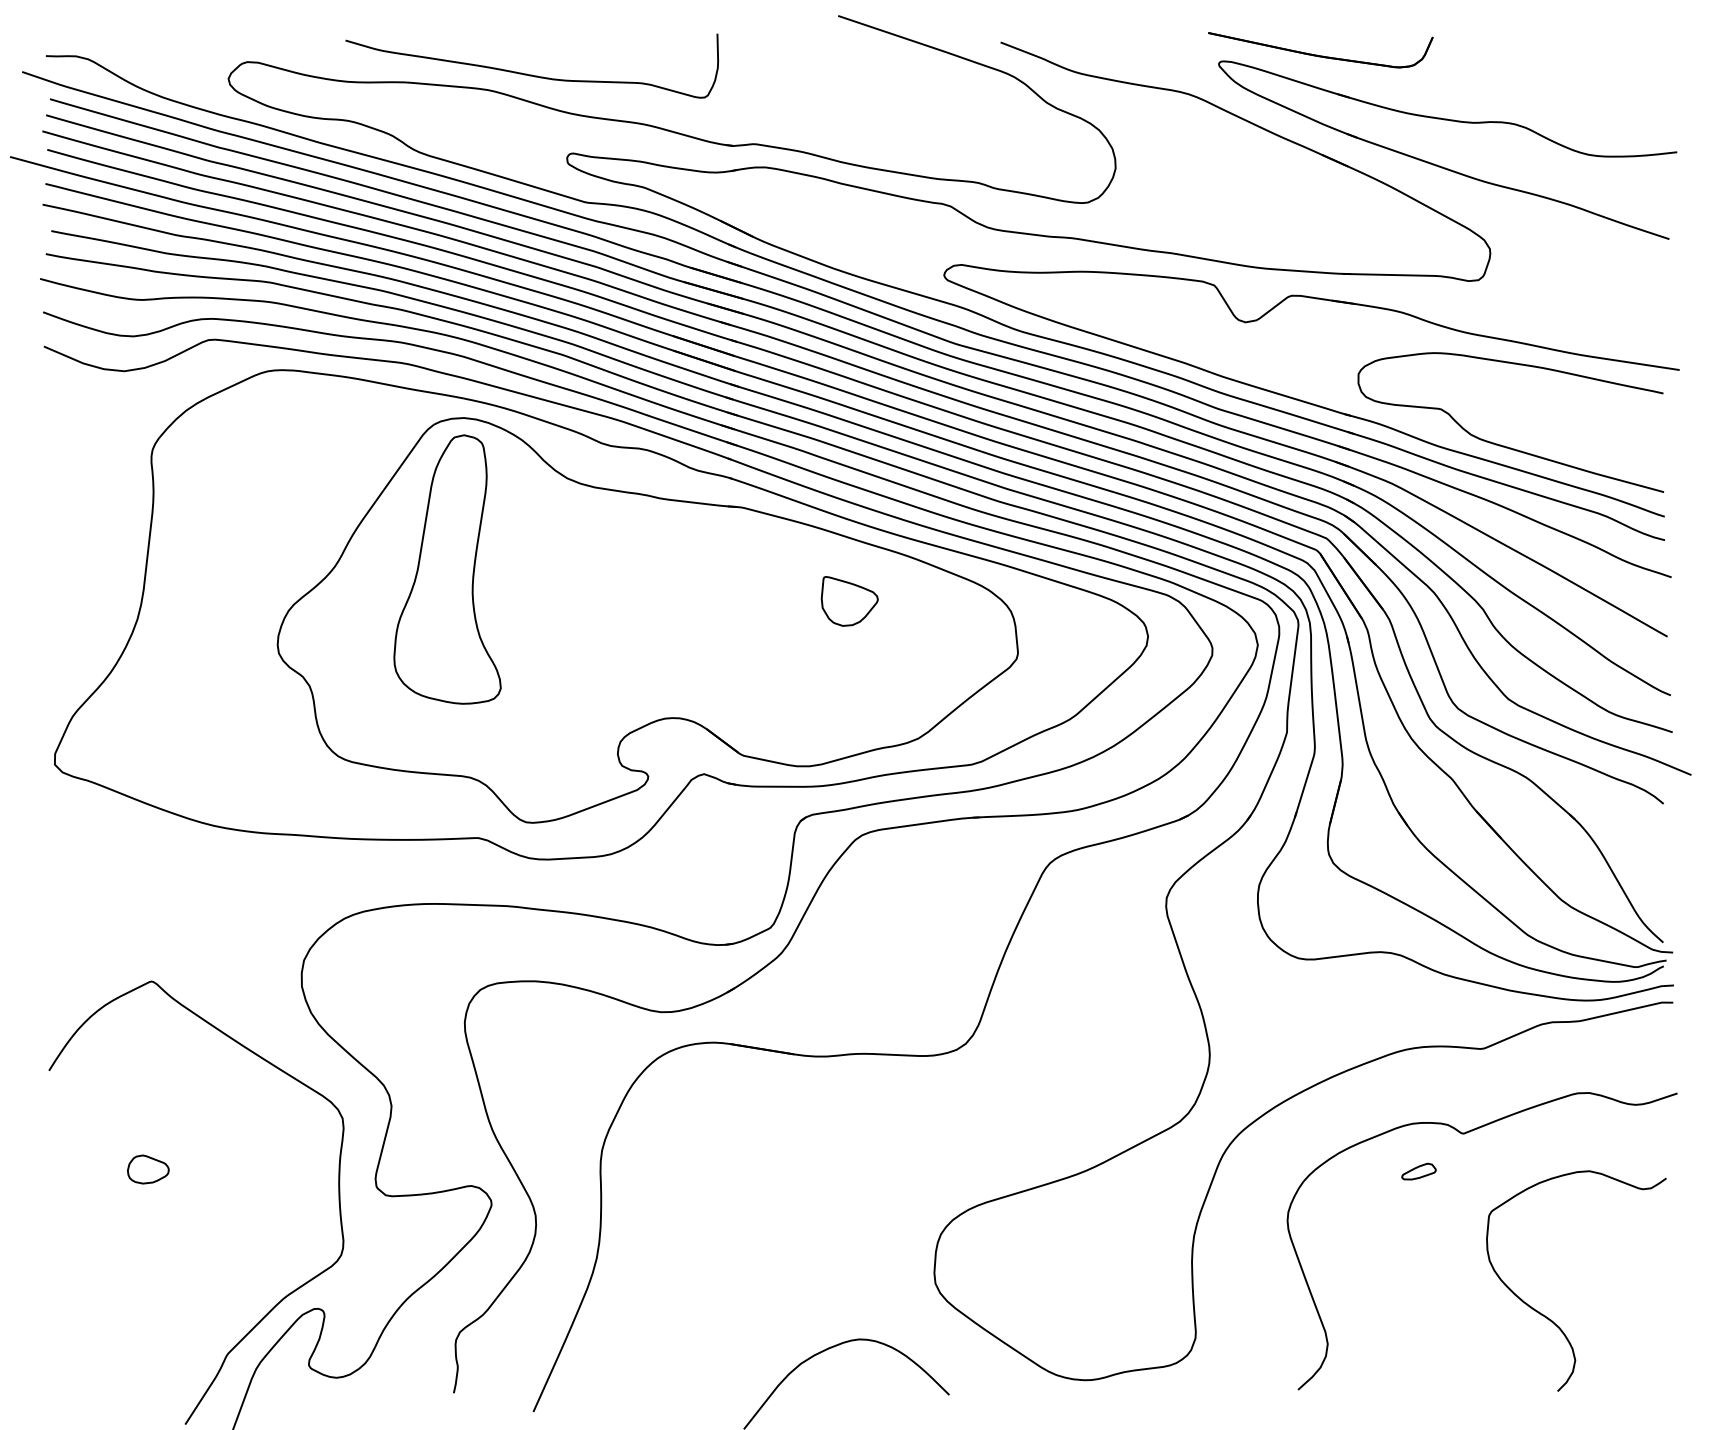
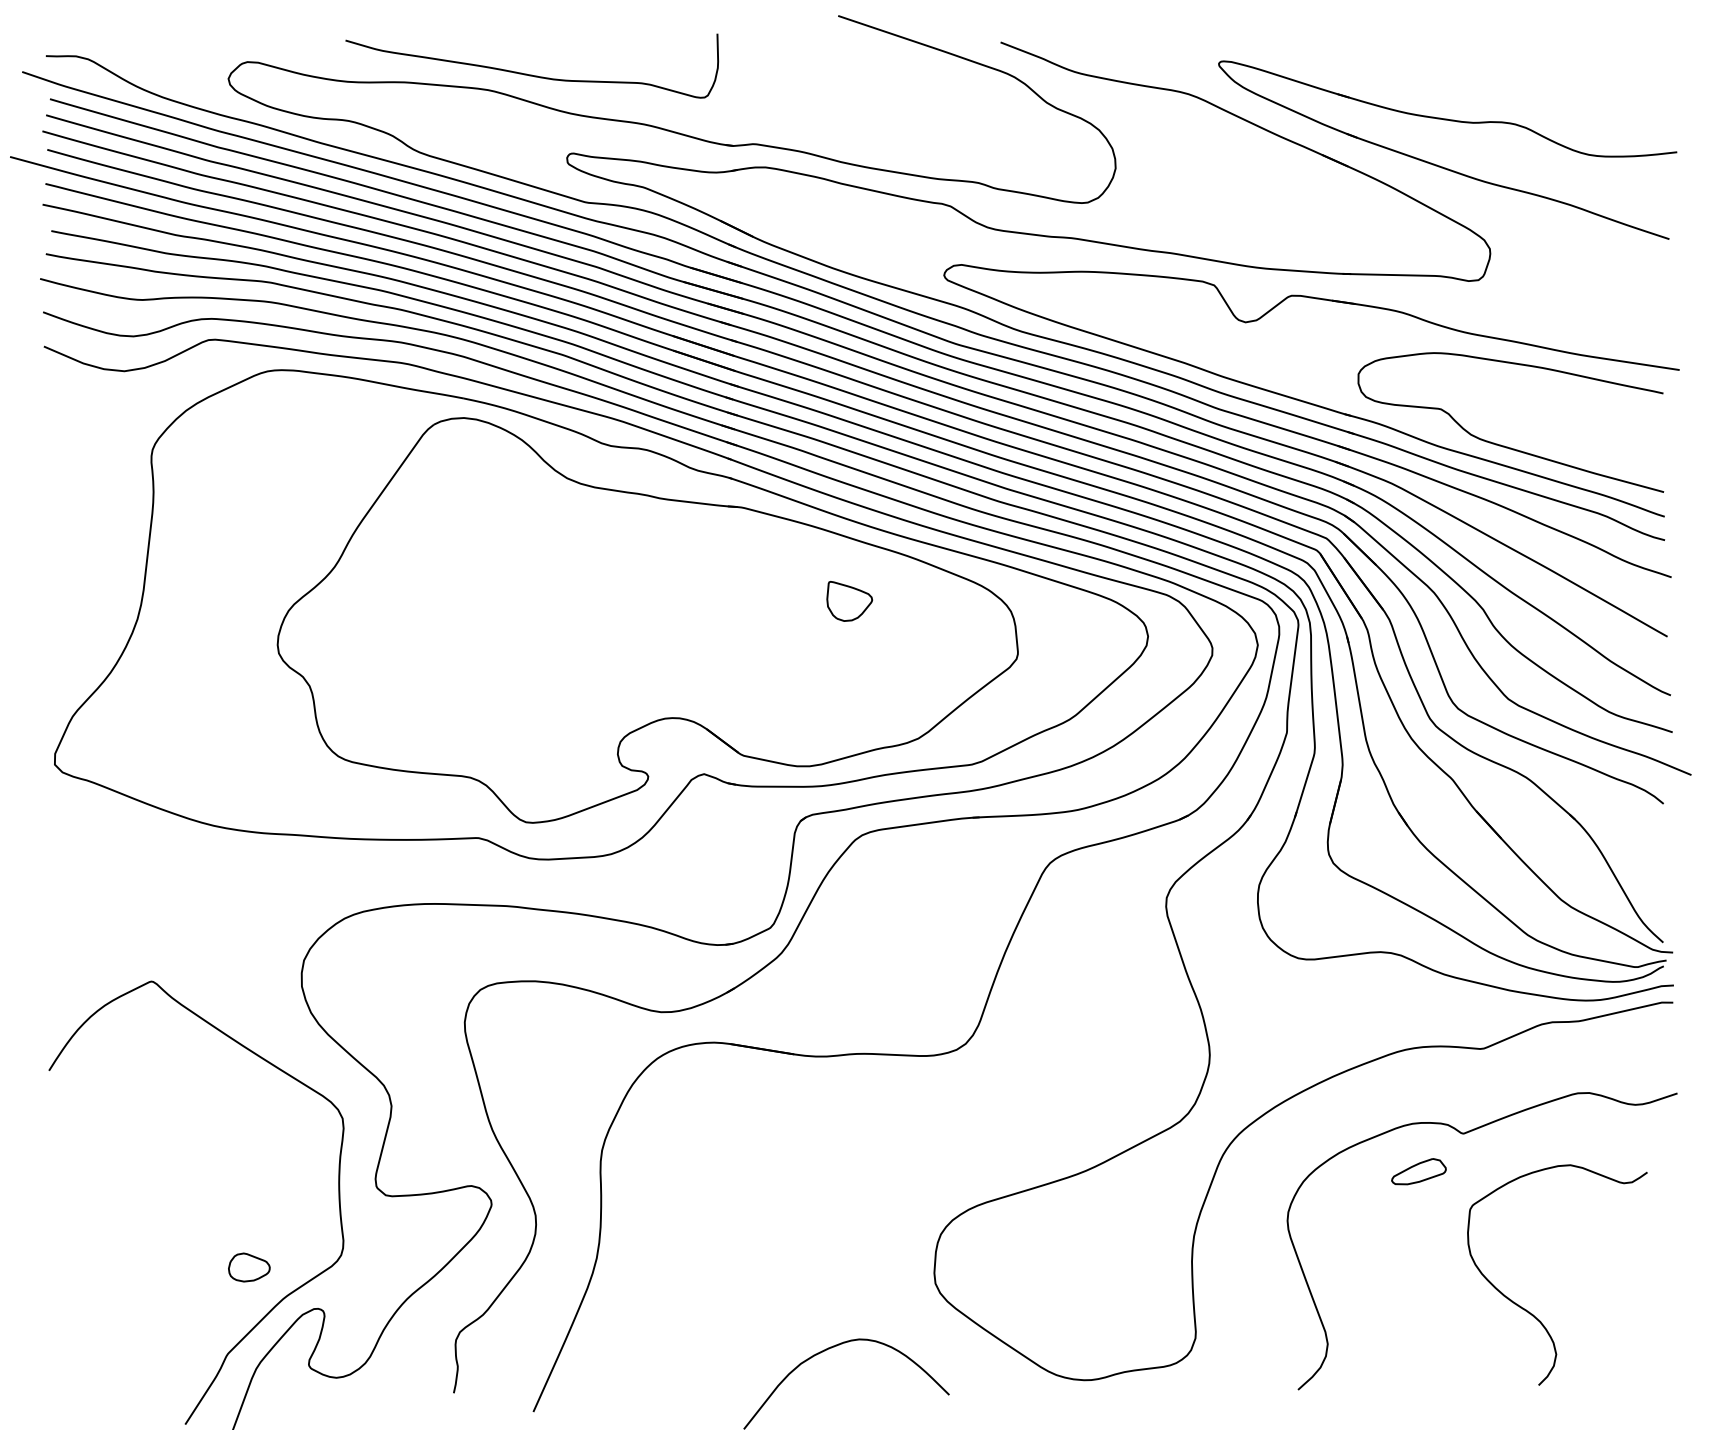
part: present -> none (1320, 50)
part: present -> none (447, 569)
part size: 59x51 px -> 48x41 px (849, 601)
part position: (148, 1169) -> (249, 1267) (249, 1267)
part size: 36x19 px -> 56x28 px (1418, 1171)
curve position: (1551, 1319) -> (1532, 1313) (1532, 1313)
